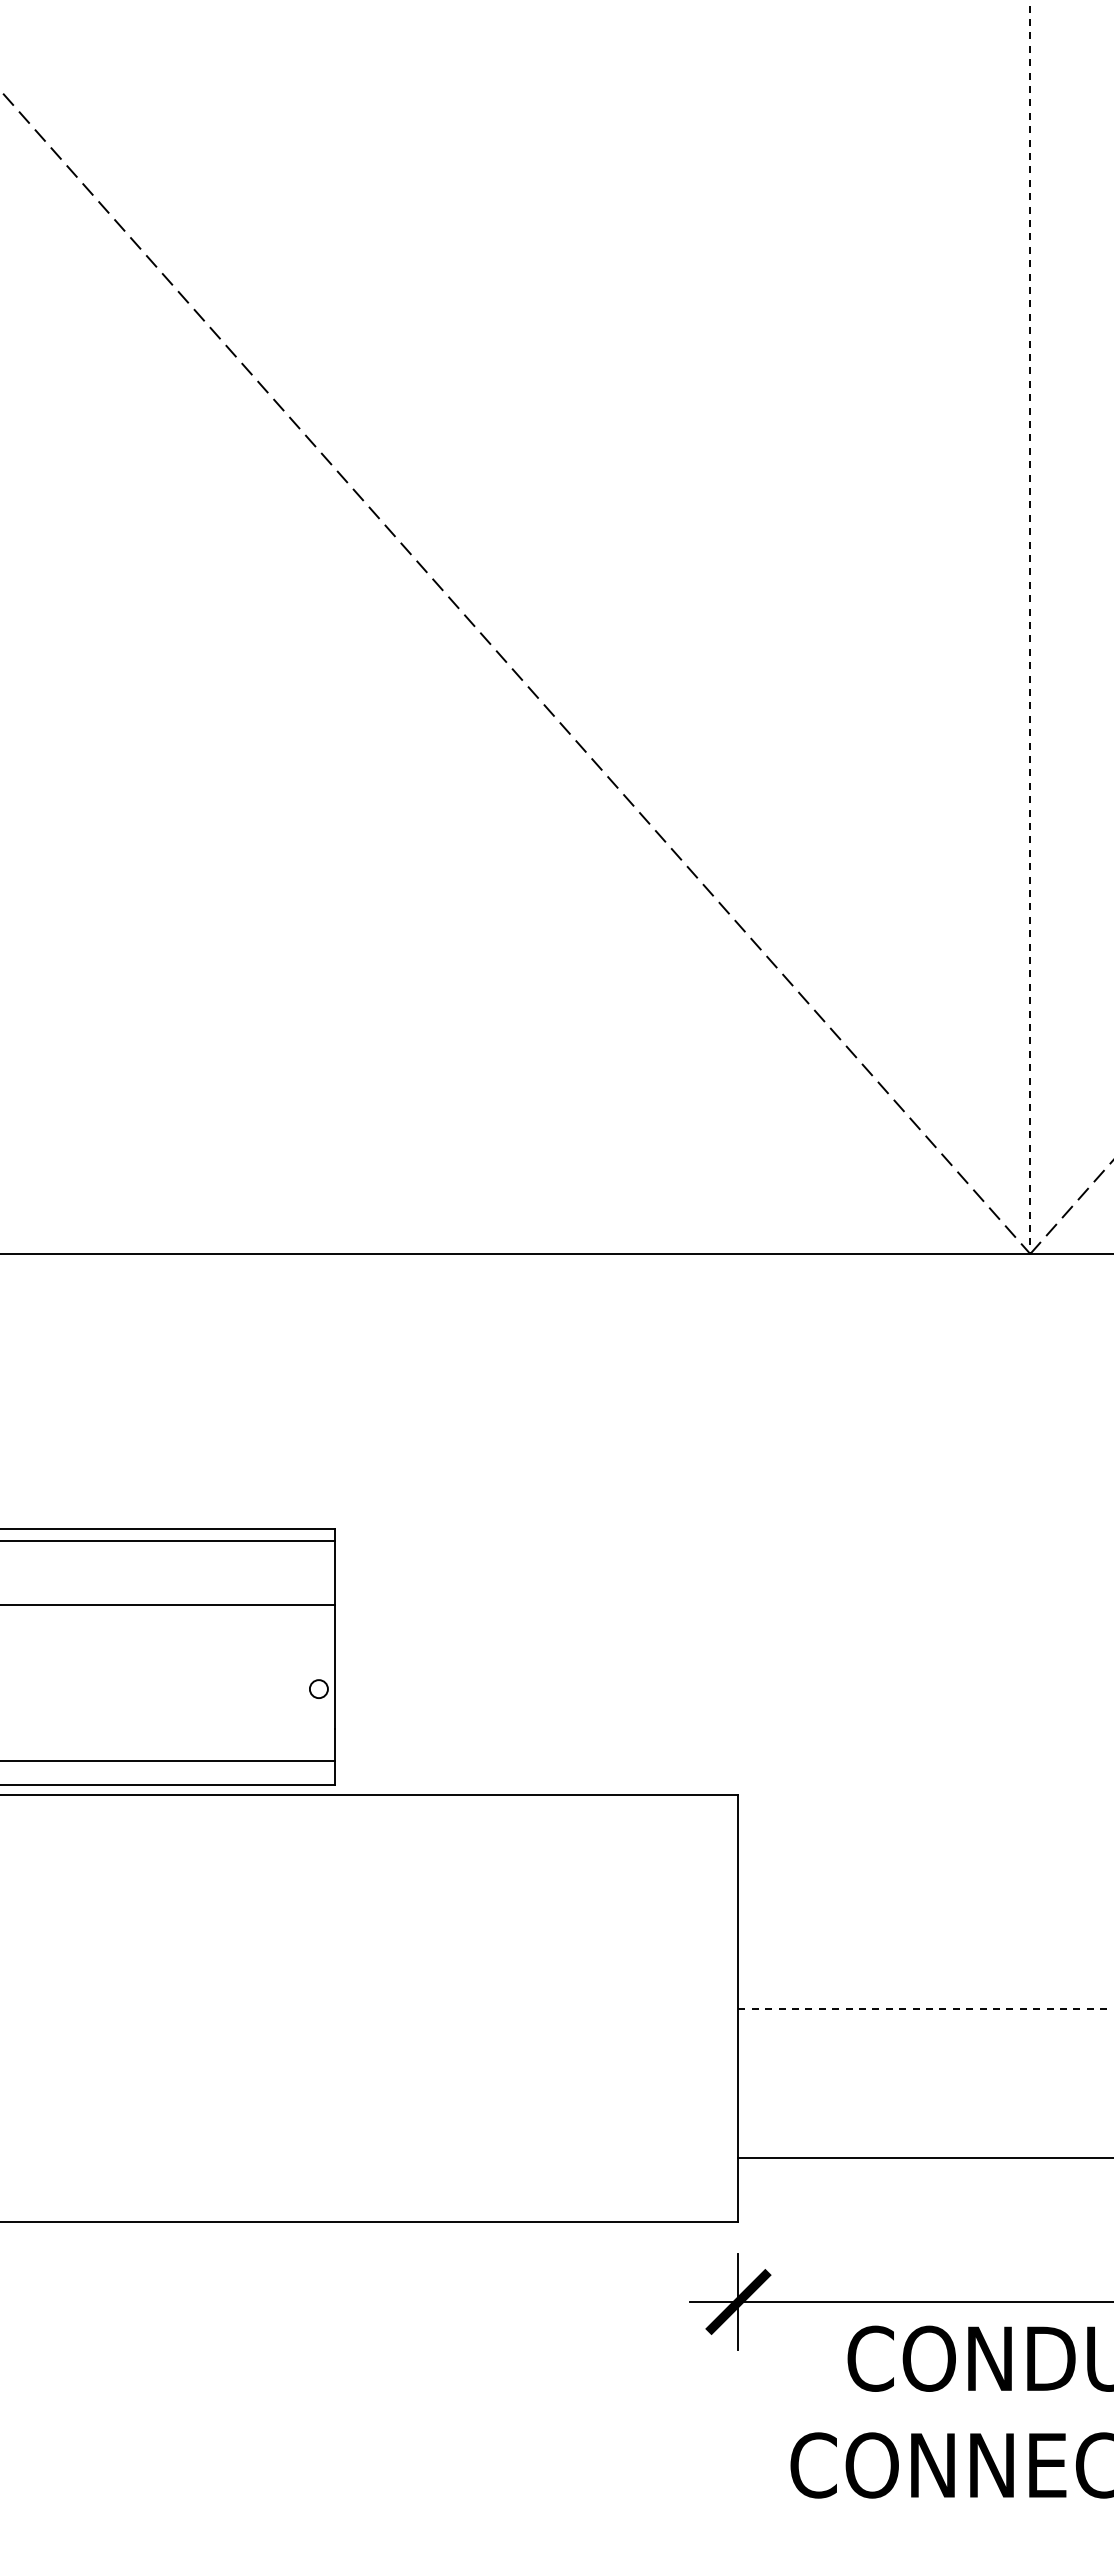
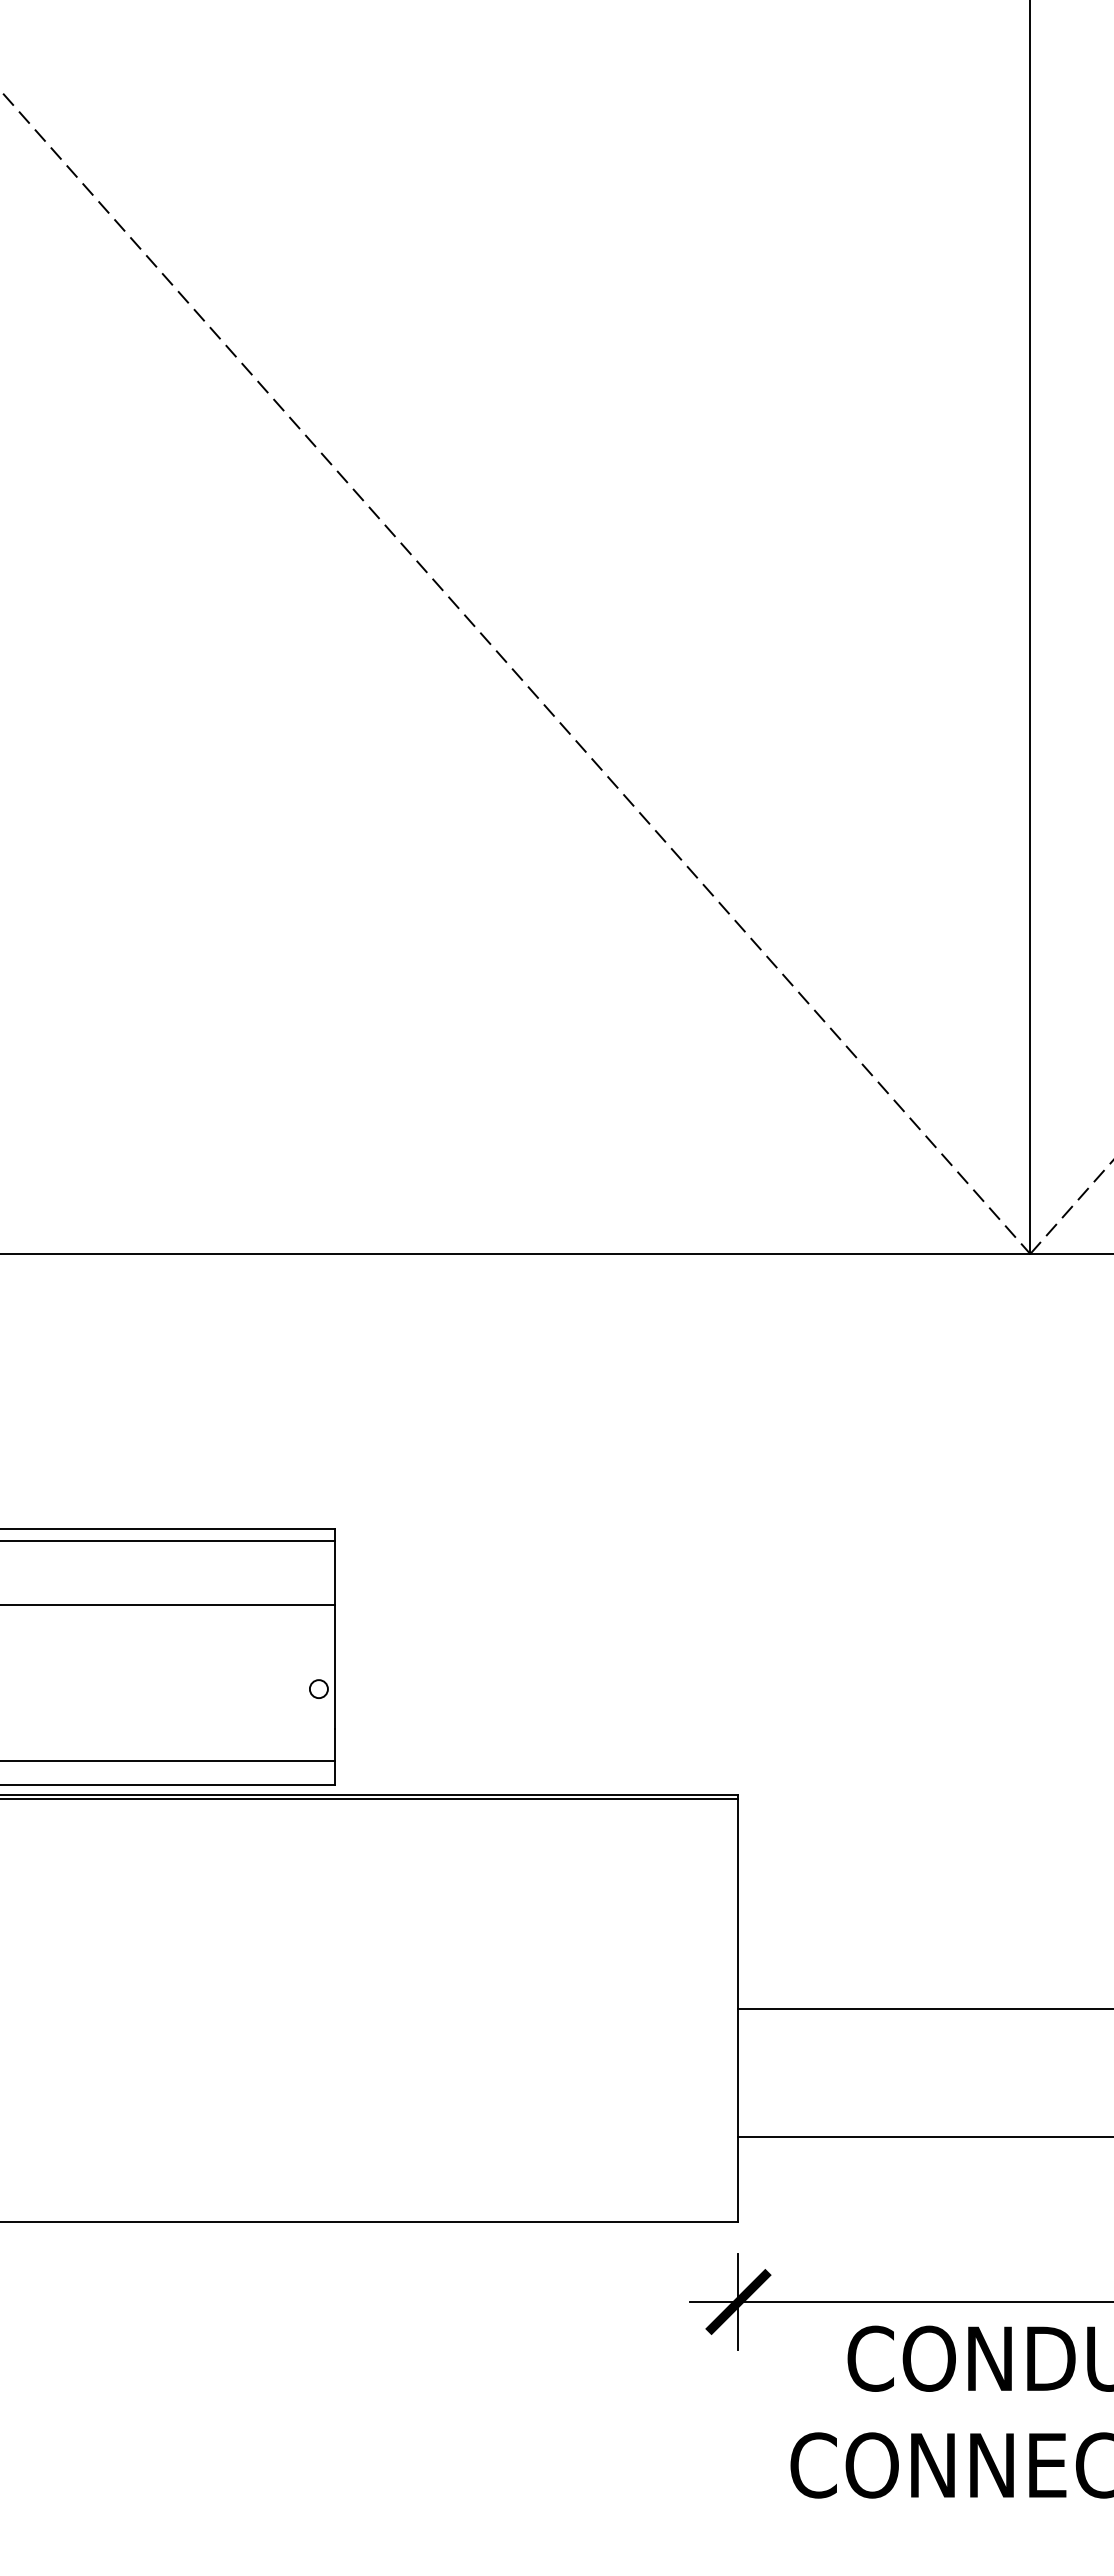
line: dashed -> solid (1030, 627)
line: none -> present (370, 1799)
line: dashed -> solid (926, 2008)
line position: (924, 2157) -> (924, 2136) (924, 2136)
